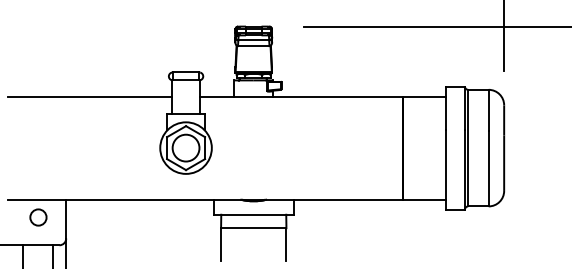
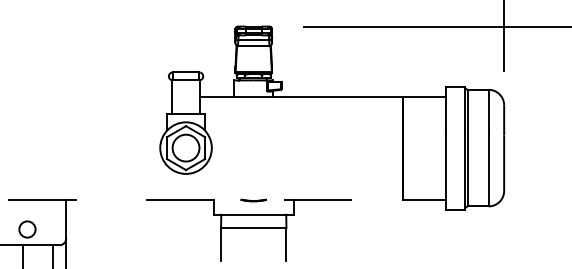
line: present -> none (90, 96)
line: solid -> dashed (206, 199)
circle position: (38, 217) -> (27, 229) (27, 229)
